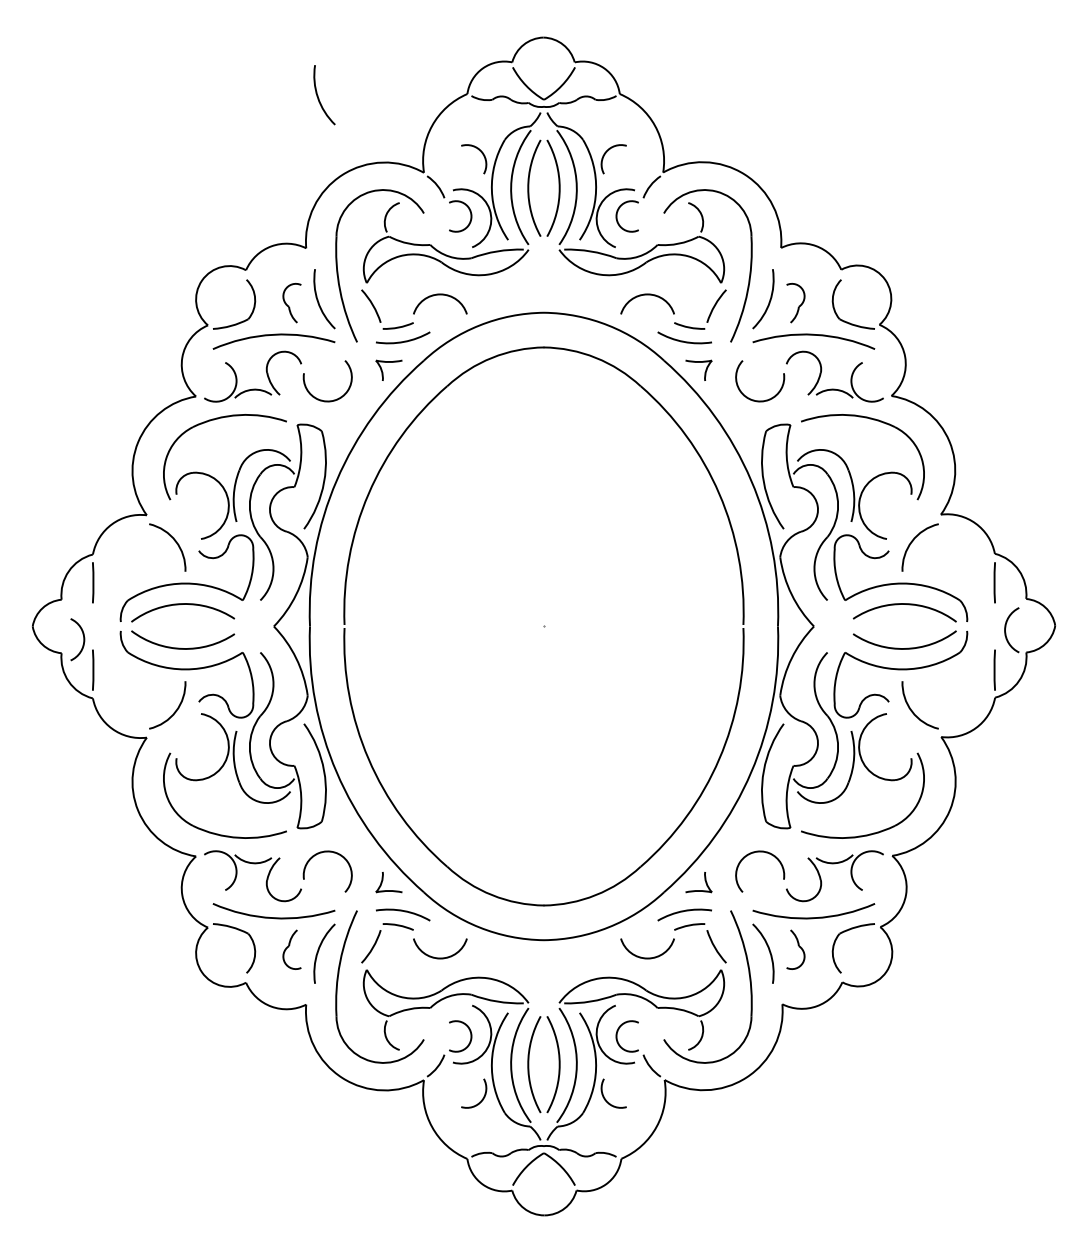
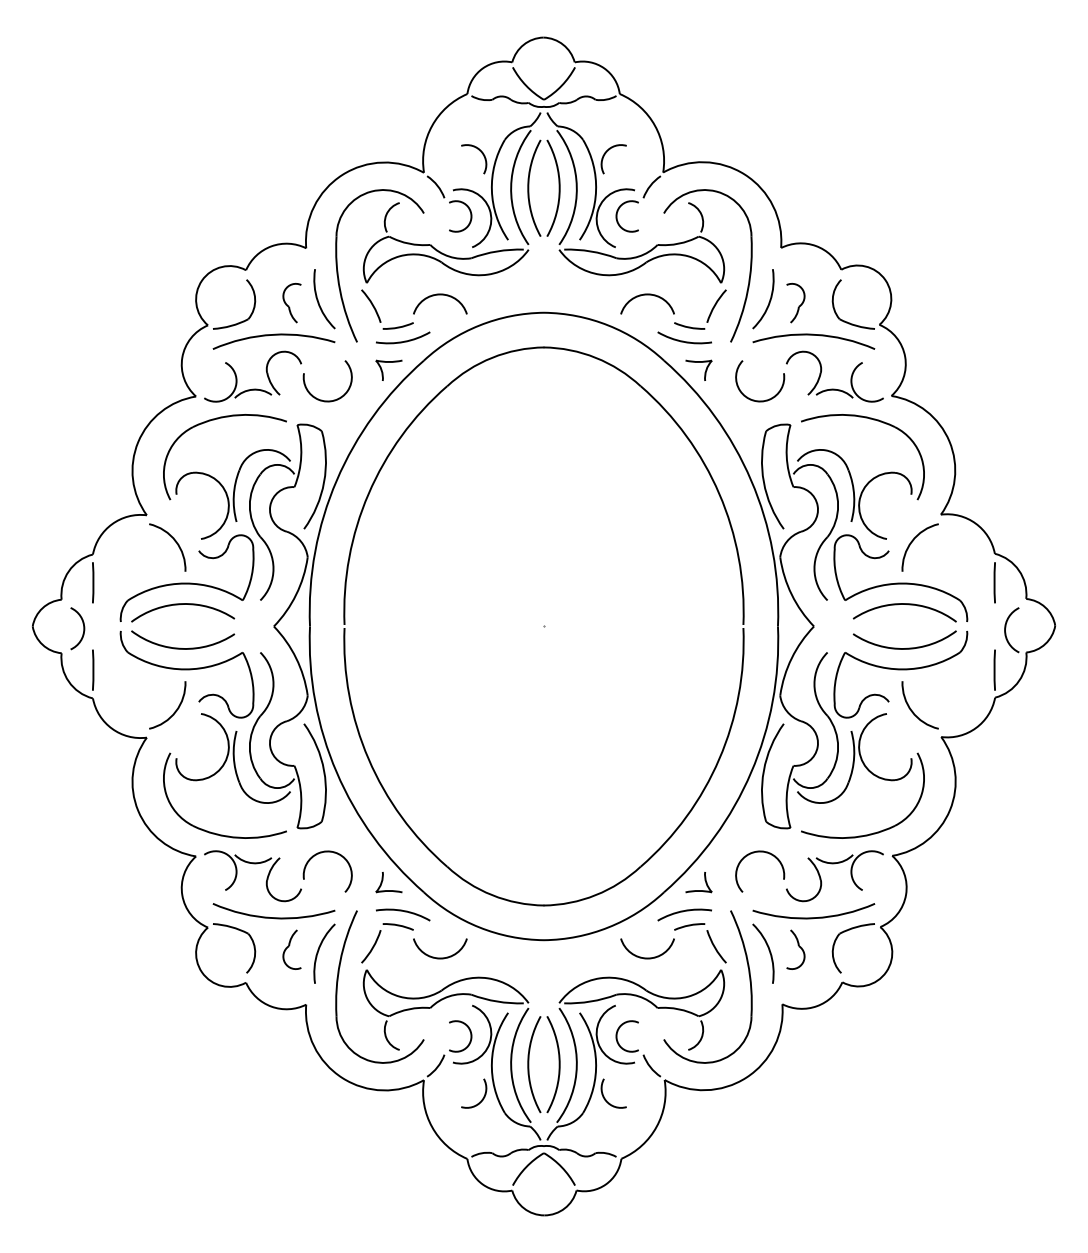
arc: present -> none (319, 98)
arc position: (83, 639) -> (83, 628) (83, 628)
